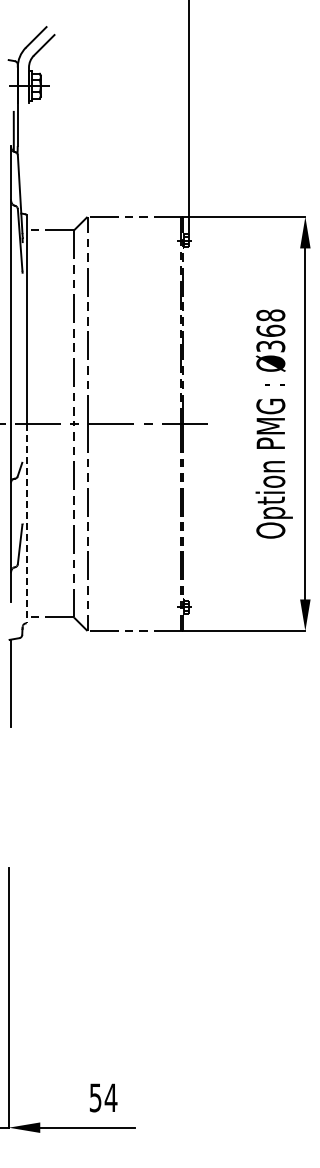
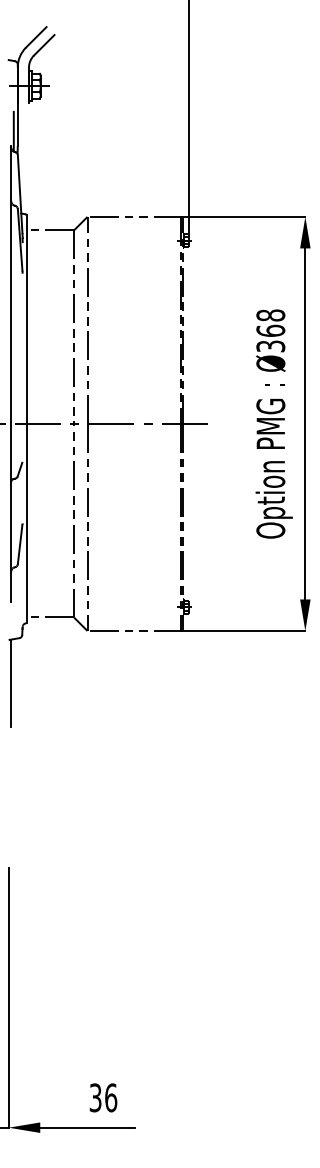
line: dashed -> solid (26, 523)
text: 54 -> 36 (103, 1097)
